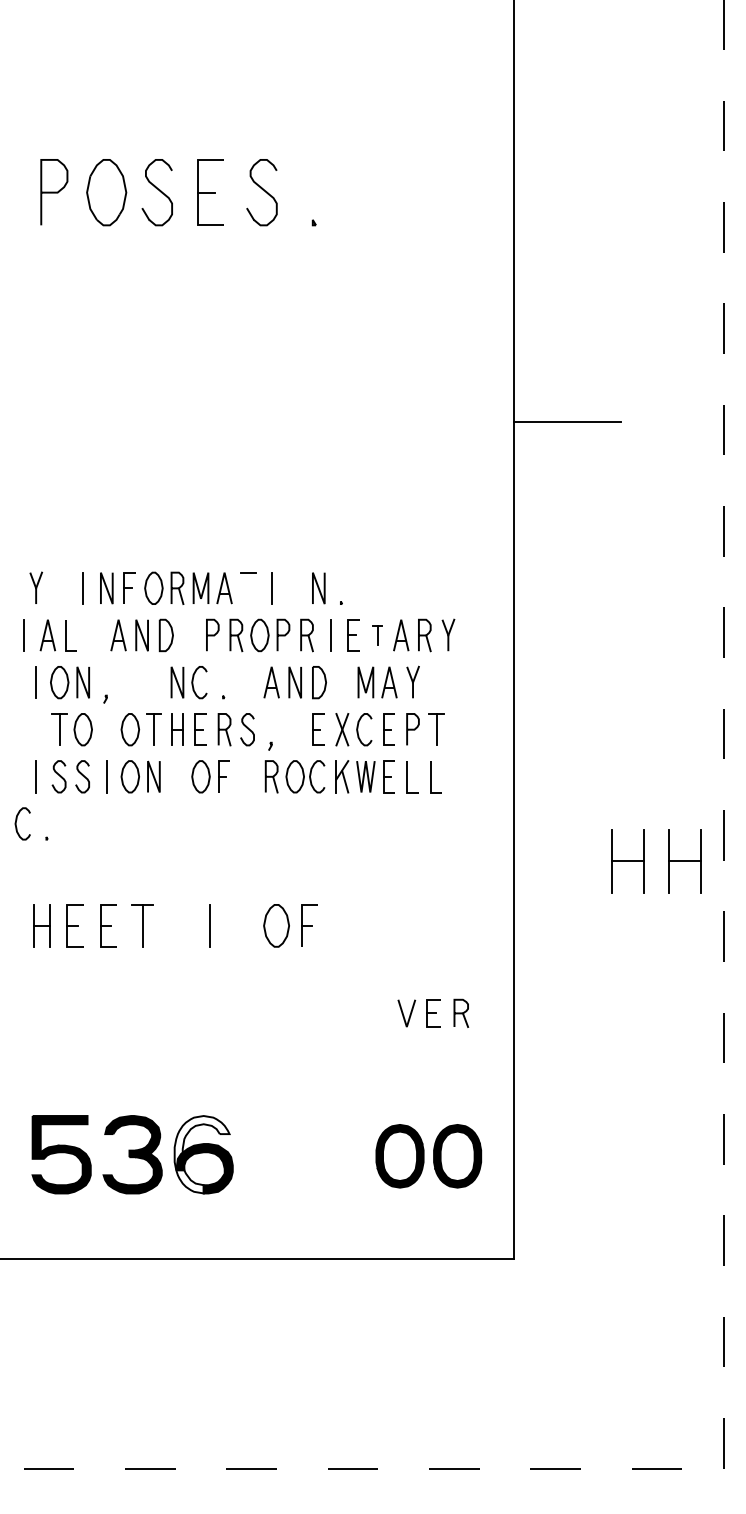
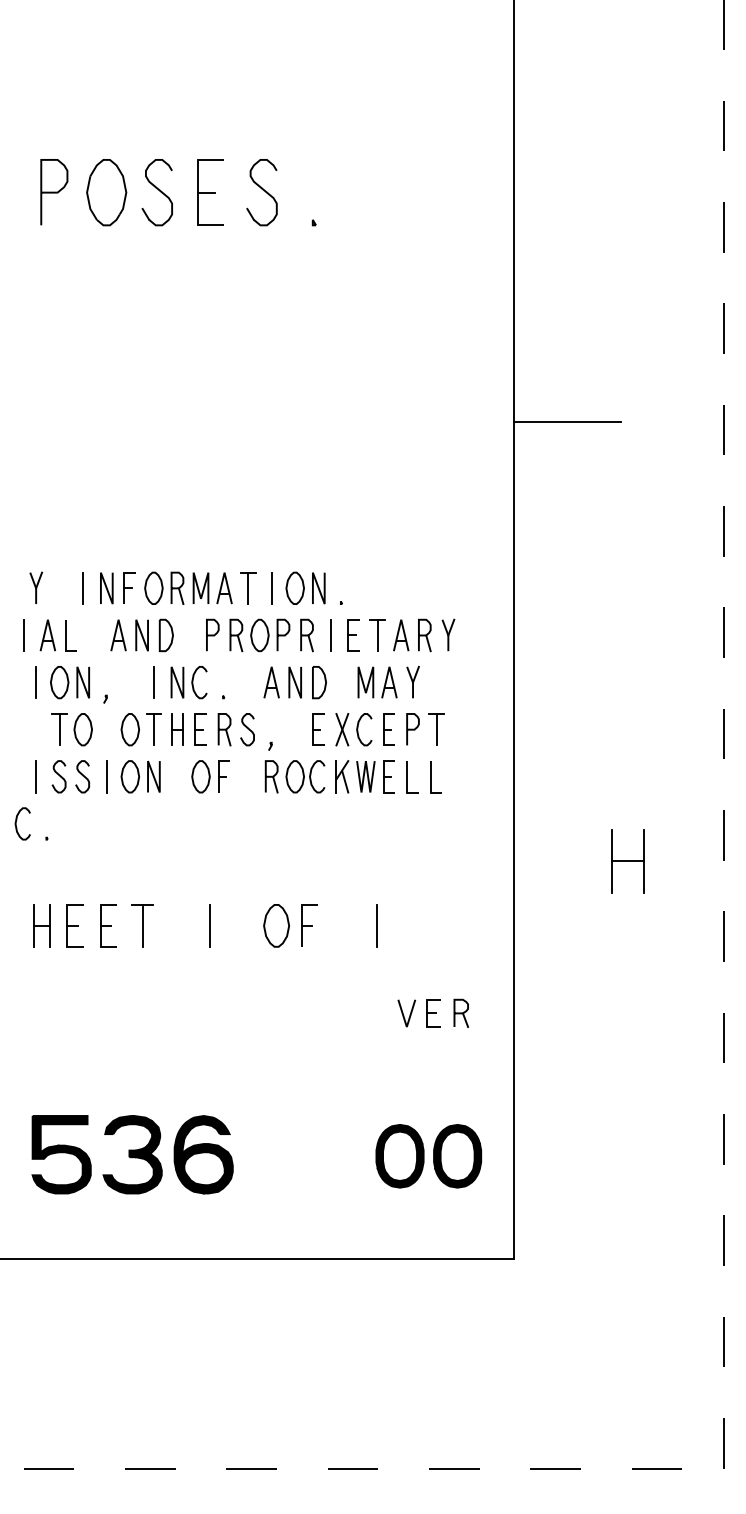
part: none -> present (294, 587)
line: none -> present (248, 588)
part size: 11x21 px -> 17x33 px (377, 635)
line: none -> present (153, 682)
part: present -> none (684, 861)
line: none -> present (377, 925)
fill: none -> present (201, 1154)
